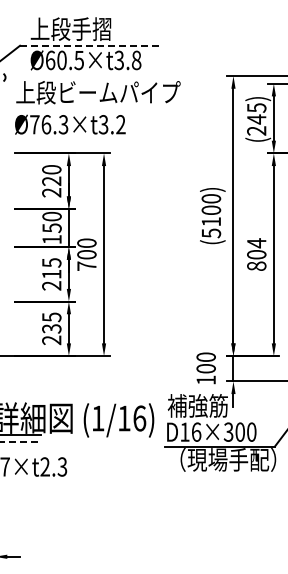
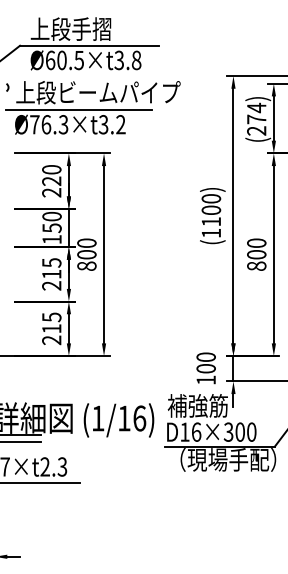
line: dashed -> solid (89, 45)
arc position: (4, 77) -> (7, 87) (7, 87)
line: none -> present (78, 110)
text: (245) -> (274) (256, 113)
text: (5100) -> (1100) (211, 233)
text: 804 -> 800 (256, 243)
text: 700 -> 800 (86, 265)
text: 235 -> 215 (51, 328)
line: dashed -> solid (21, 441)
line: none -> present (40, 482)
